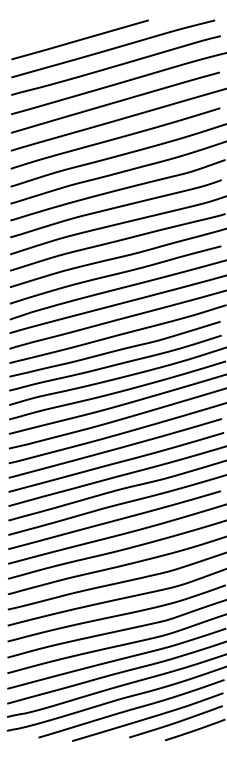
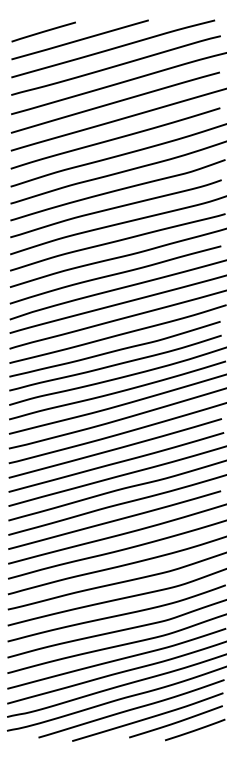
line: none -> present (43, 31)
